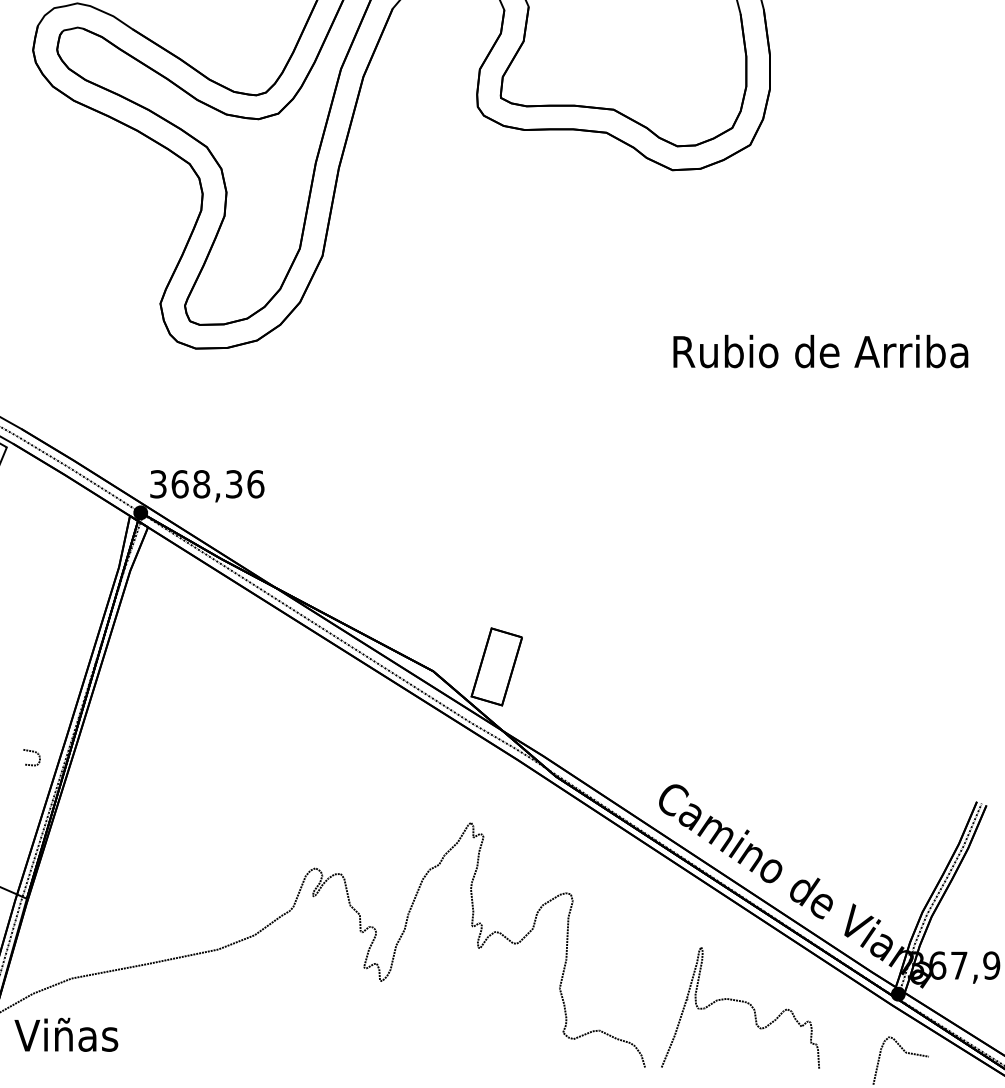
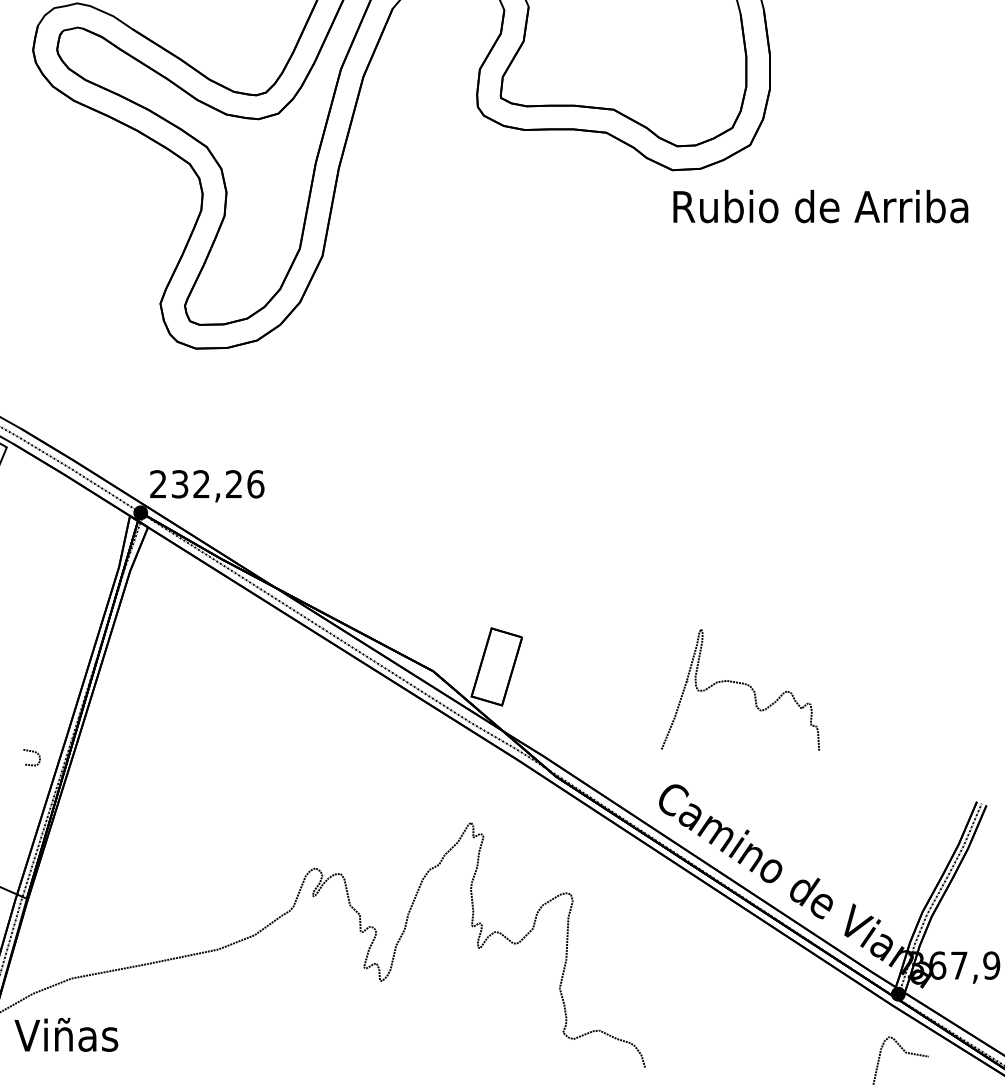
text position: (820, 351) -> (820, 206) (820, 206)
text: 368,36 -> 232,26 (196, 484)
curve position: (742, 1002) -> (742, 684) (742, 684)
